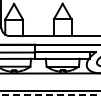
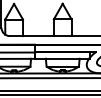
line: none -> present (49, 78)
line: dashed -> solid (50, 95)
